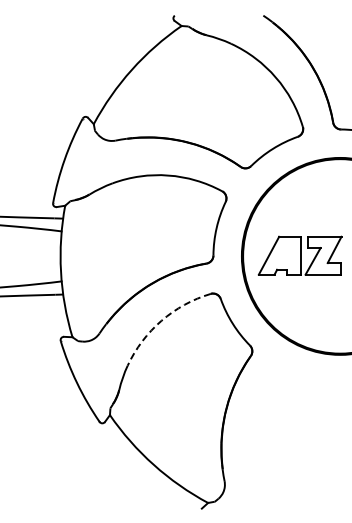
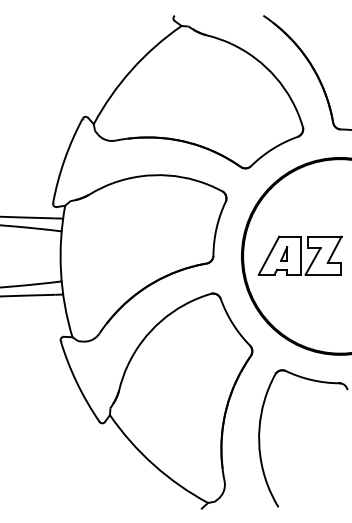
part: none -> present (284, 253)
arc: dashed -> solid (161, 320)
part: none -> present (260, 438)
